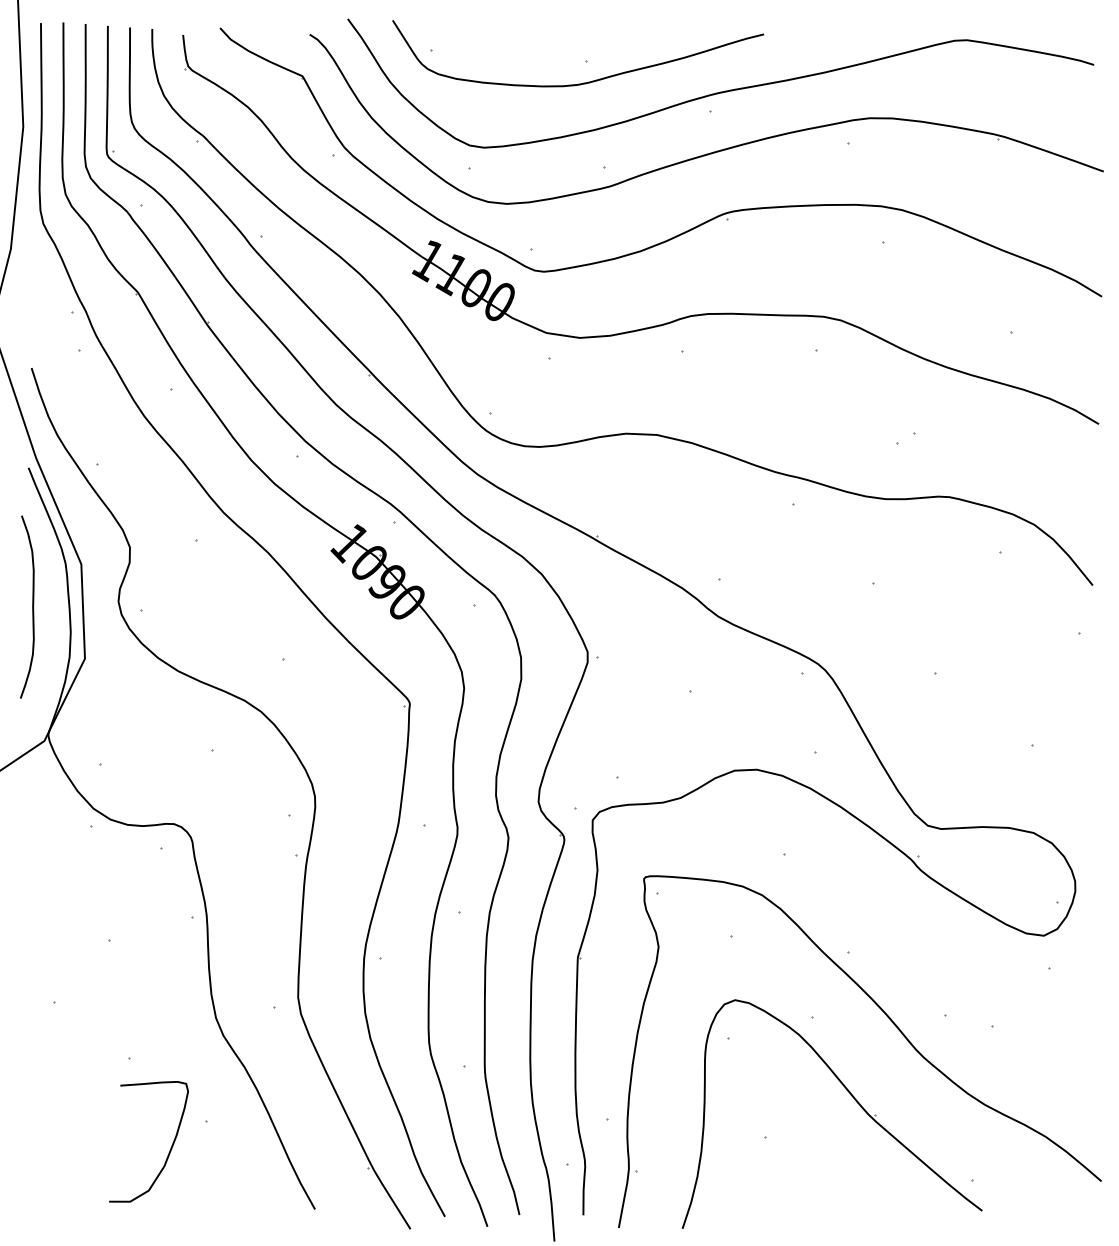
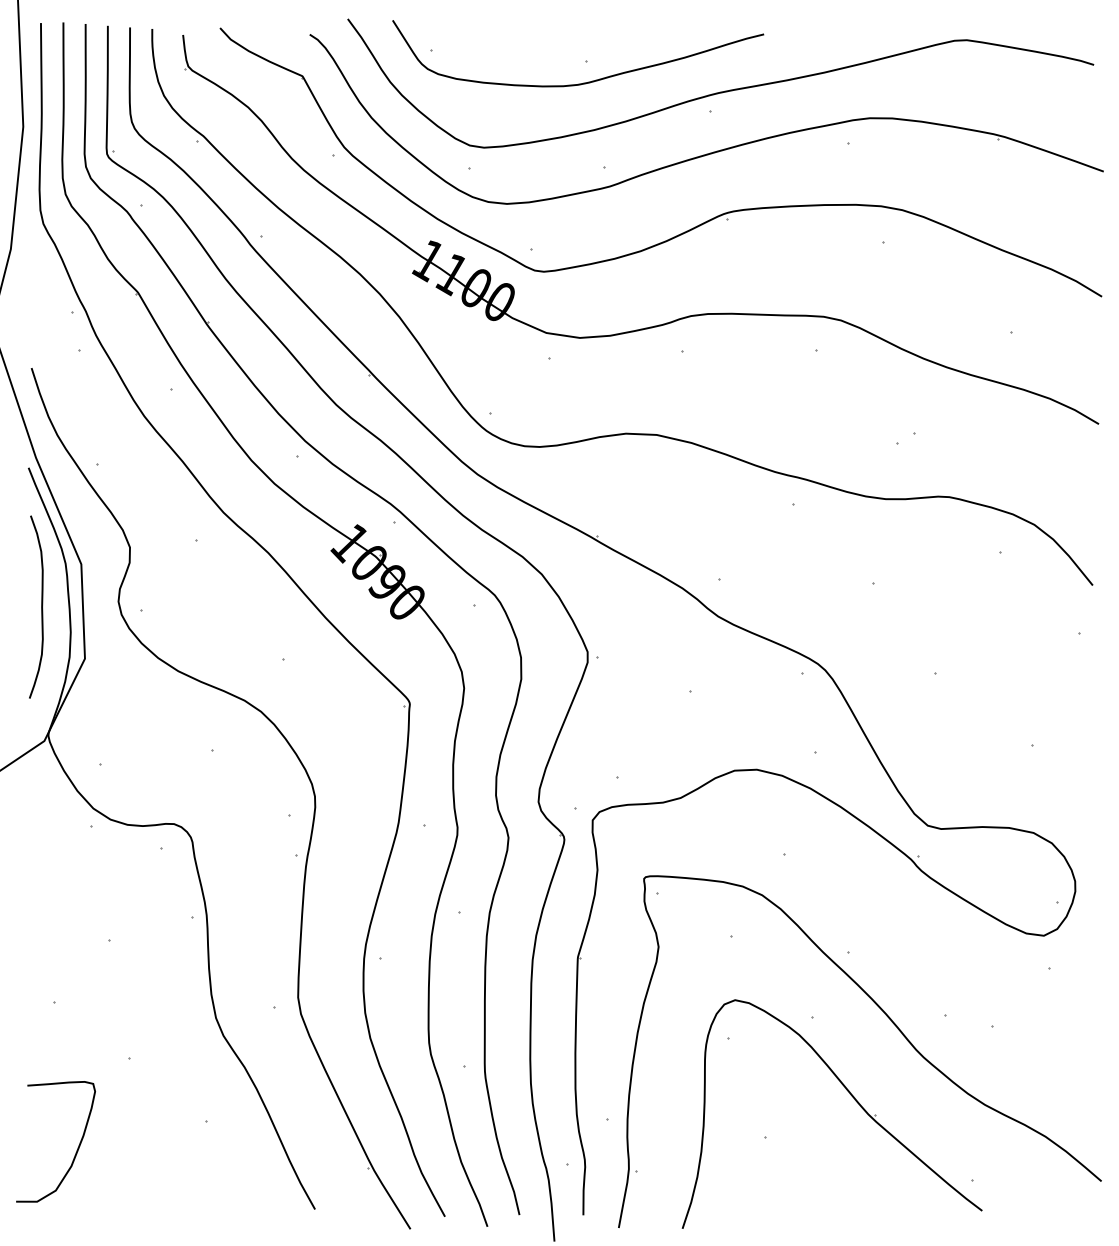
curve position: (32, 606) -> (41, 606) (41, 606)
curve position: (170, 1147) -> (77, 1147) (77, 1147)
